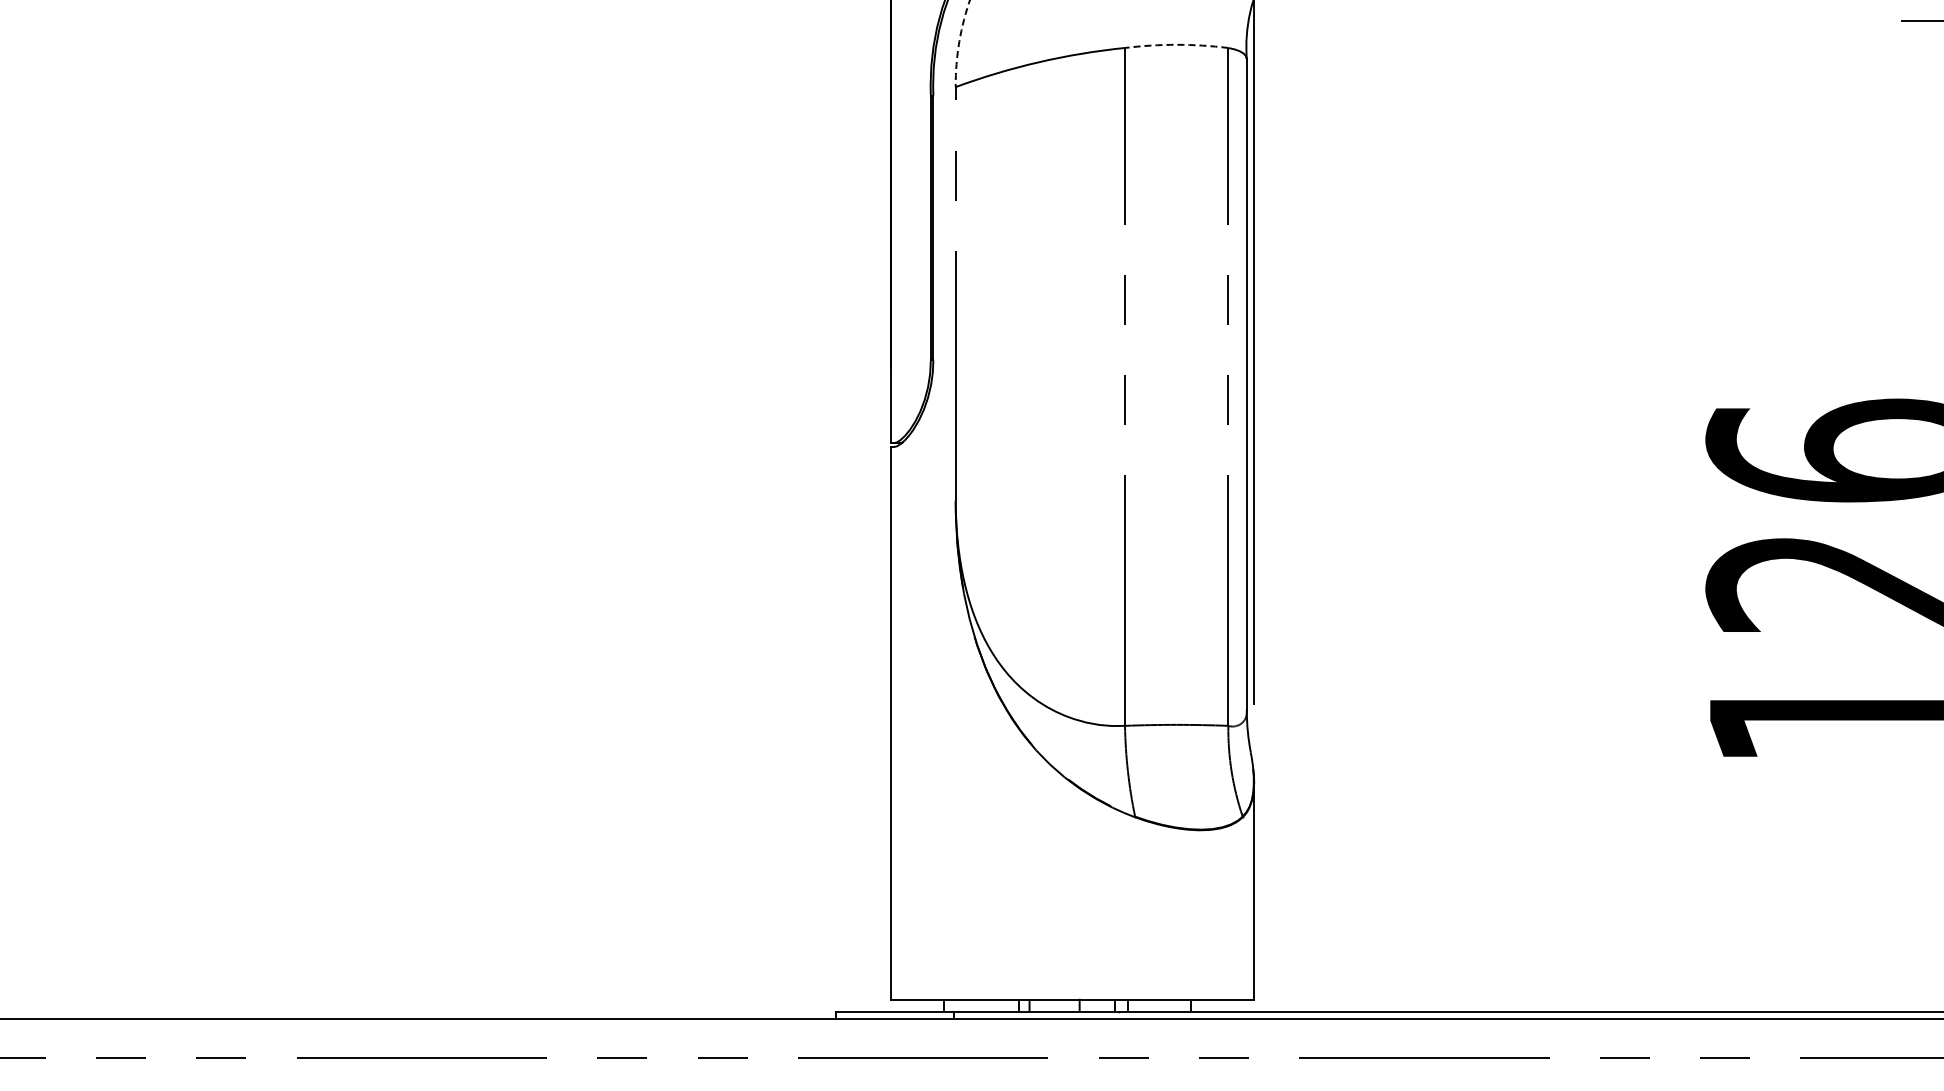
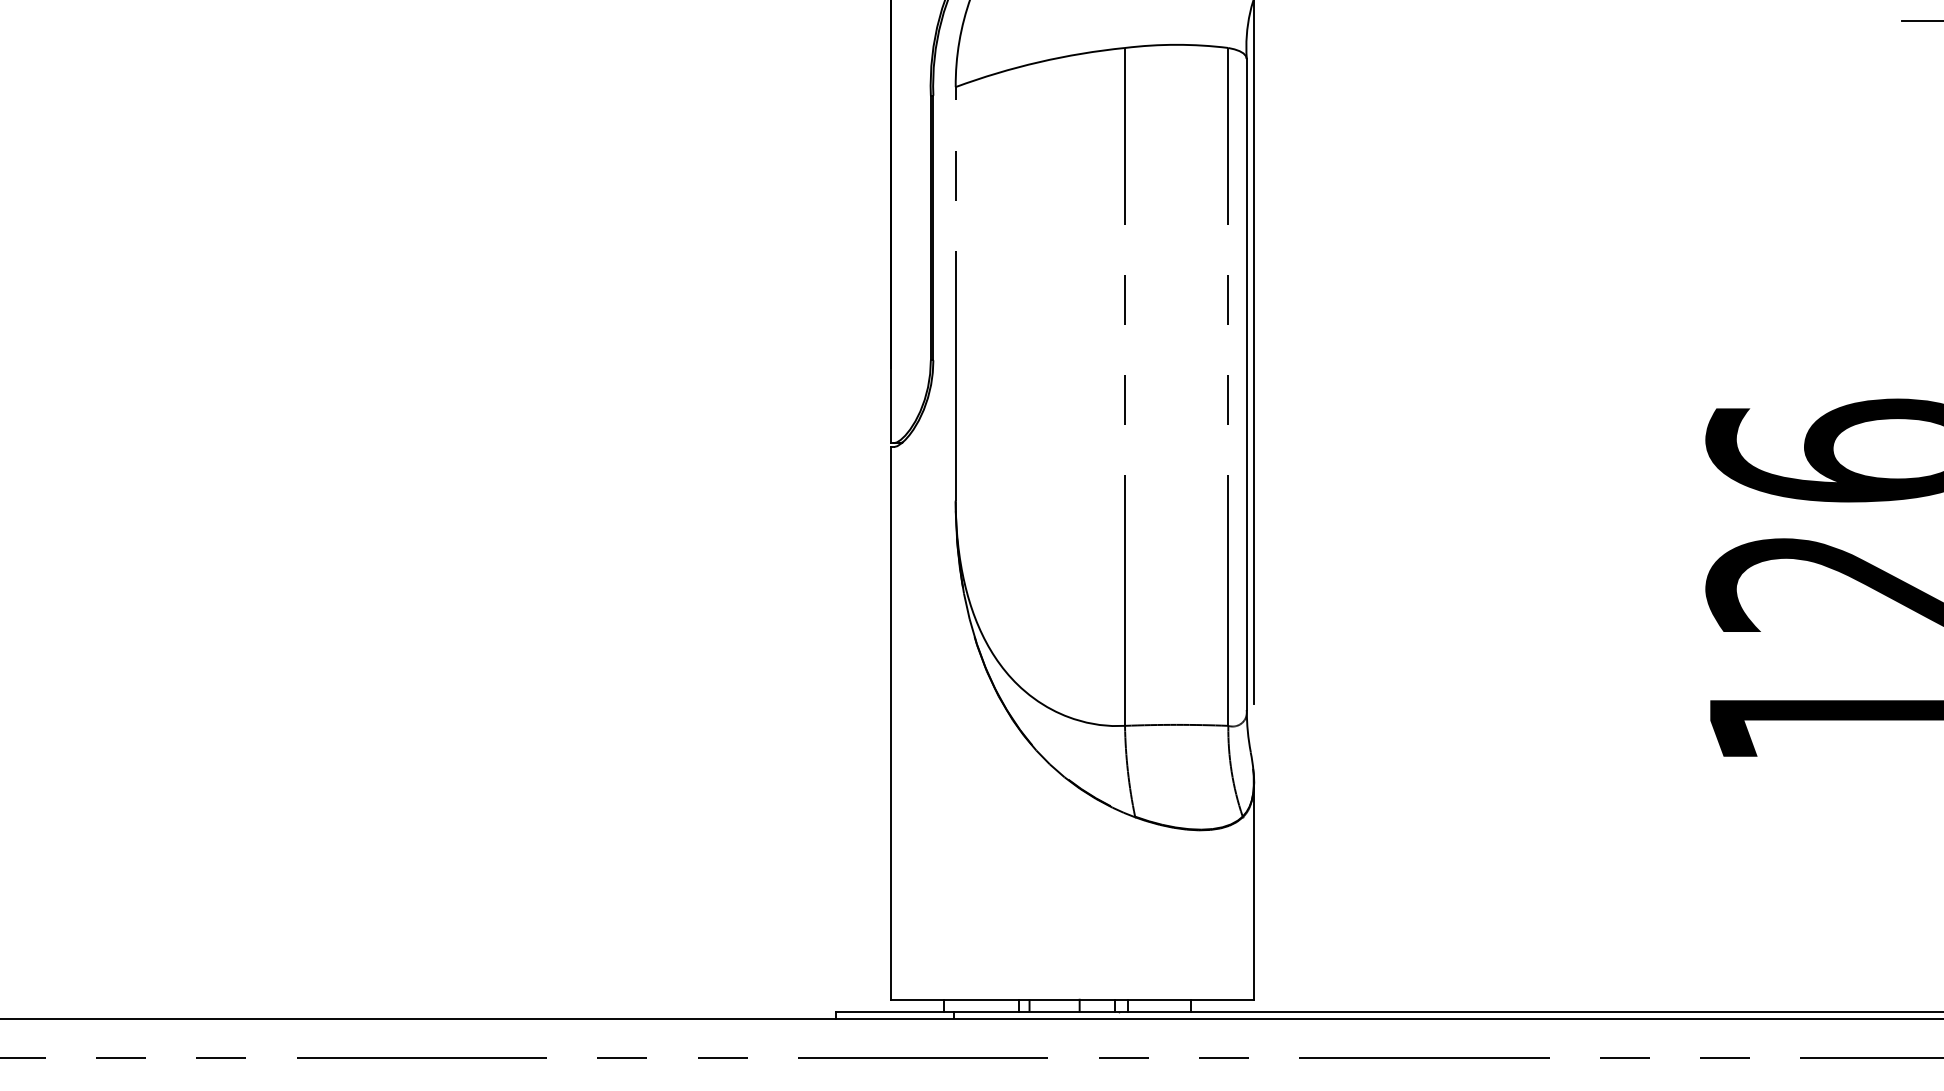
arc: dashed -> solid (959, 42)
arc: dashed -> solid (1176, 44)
